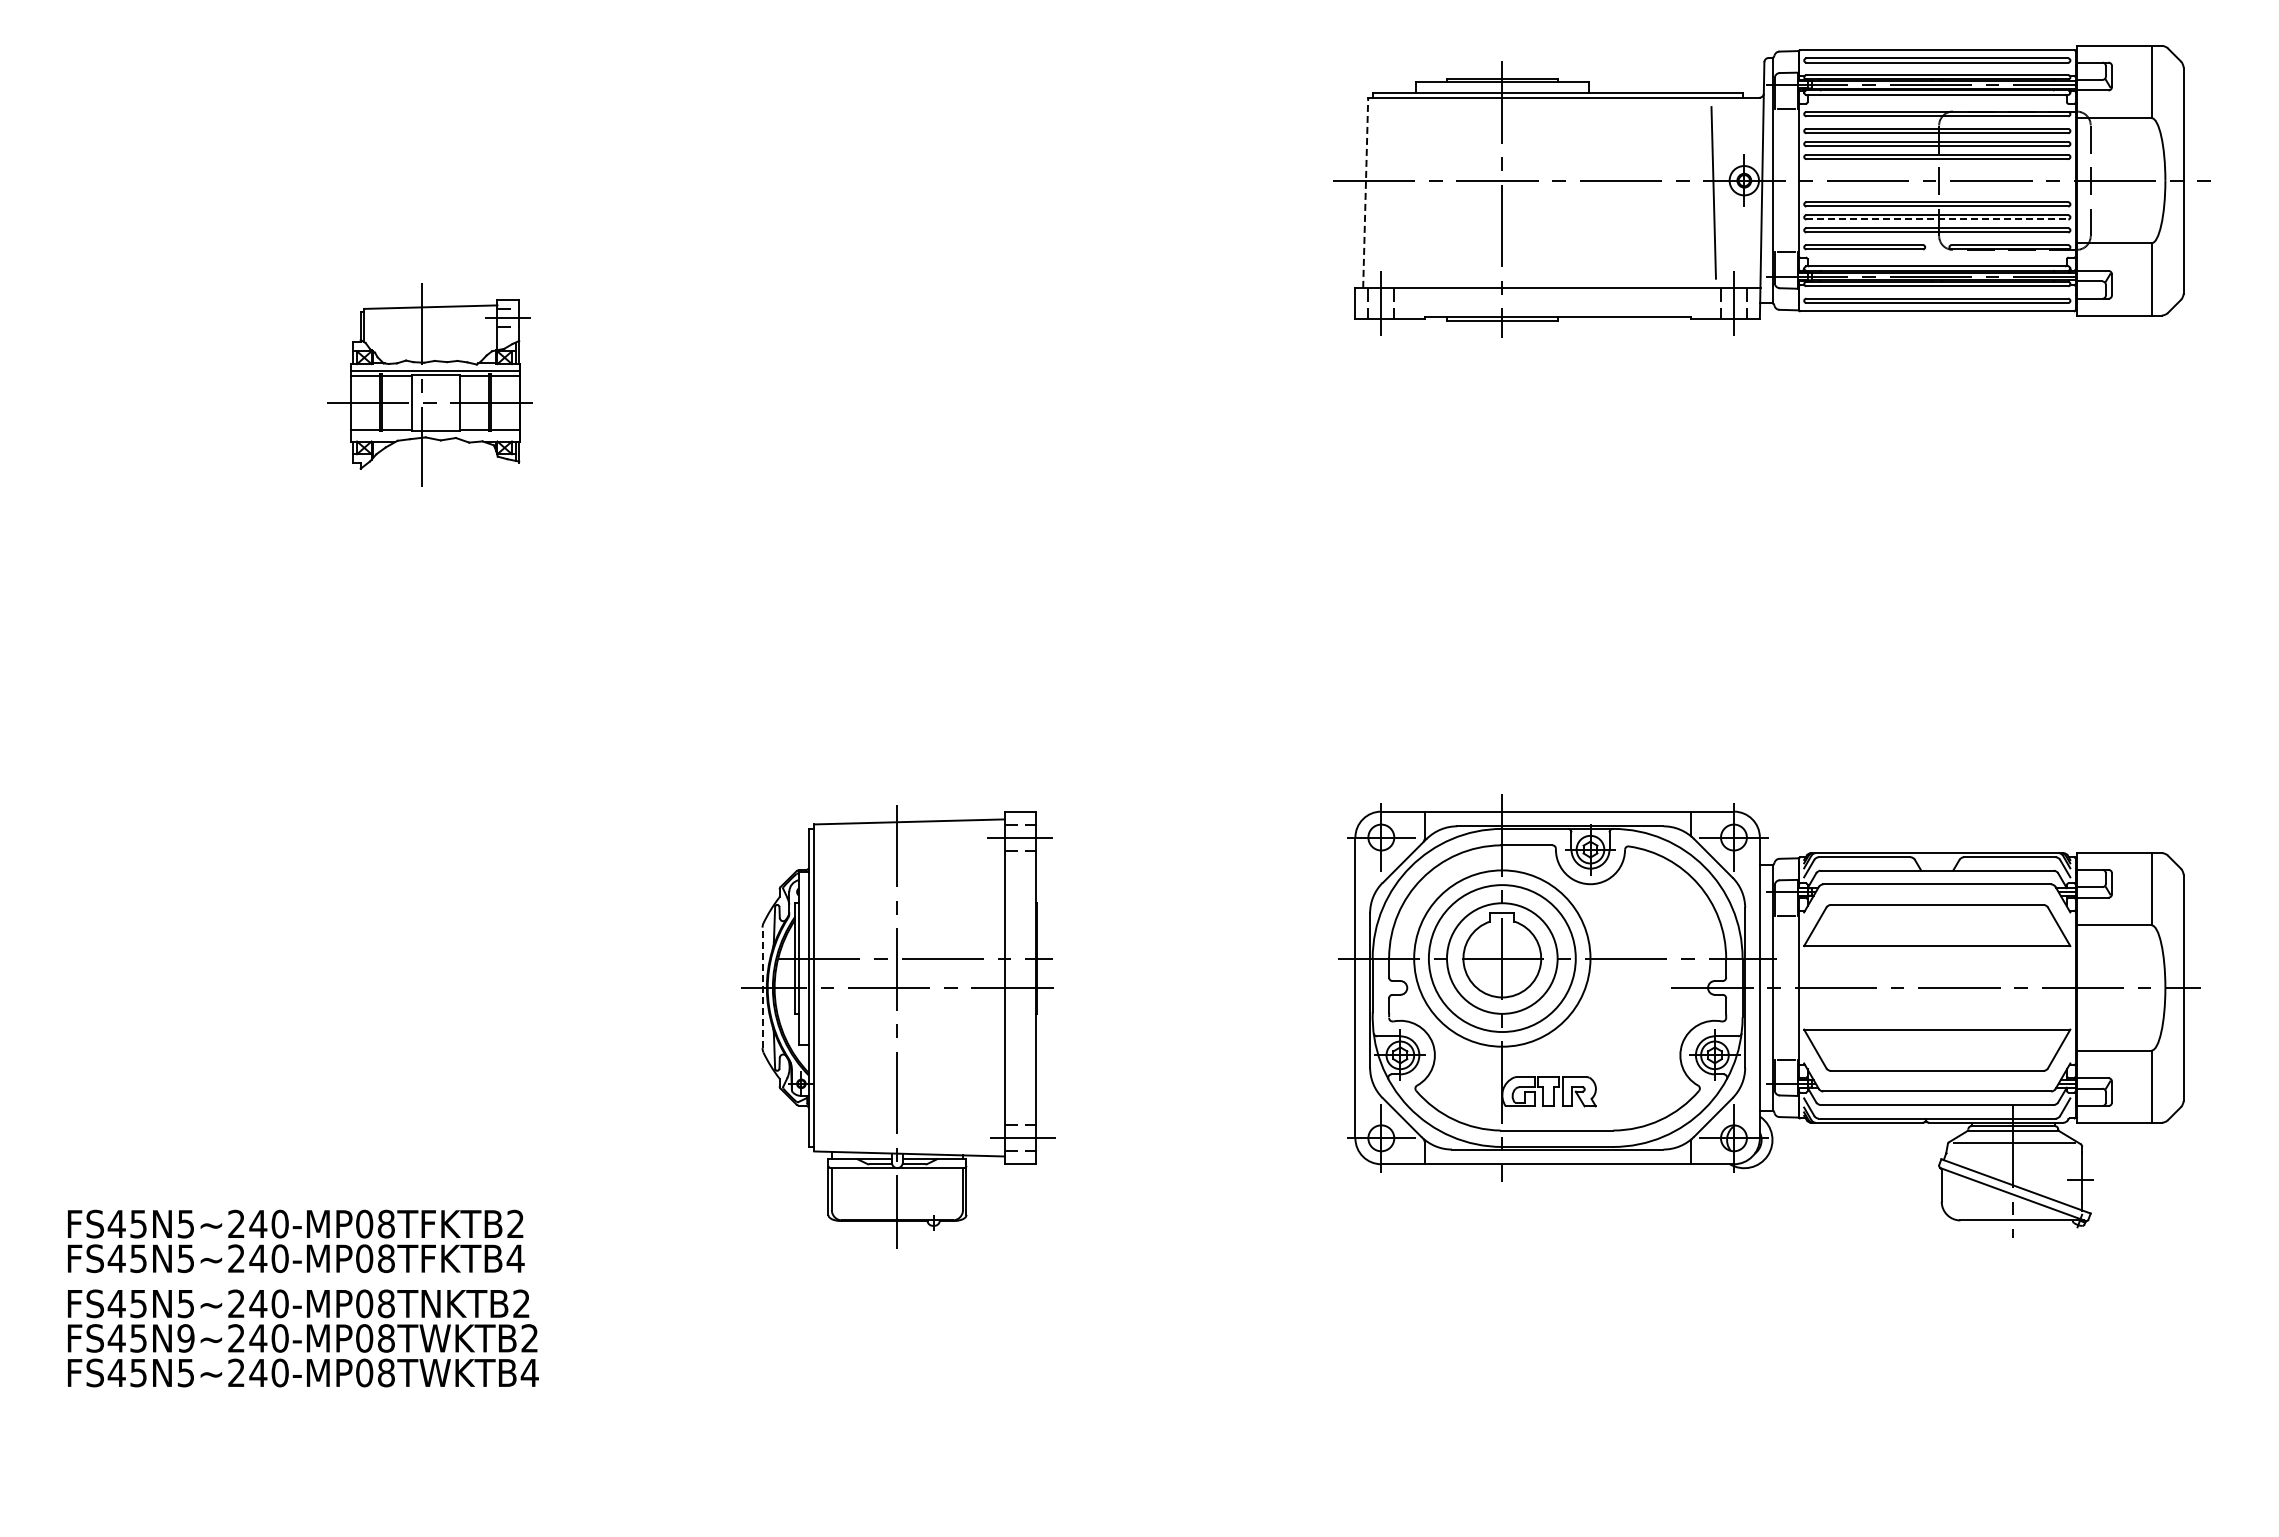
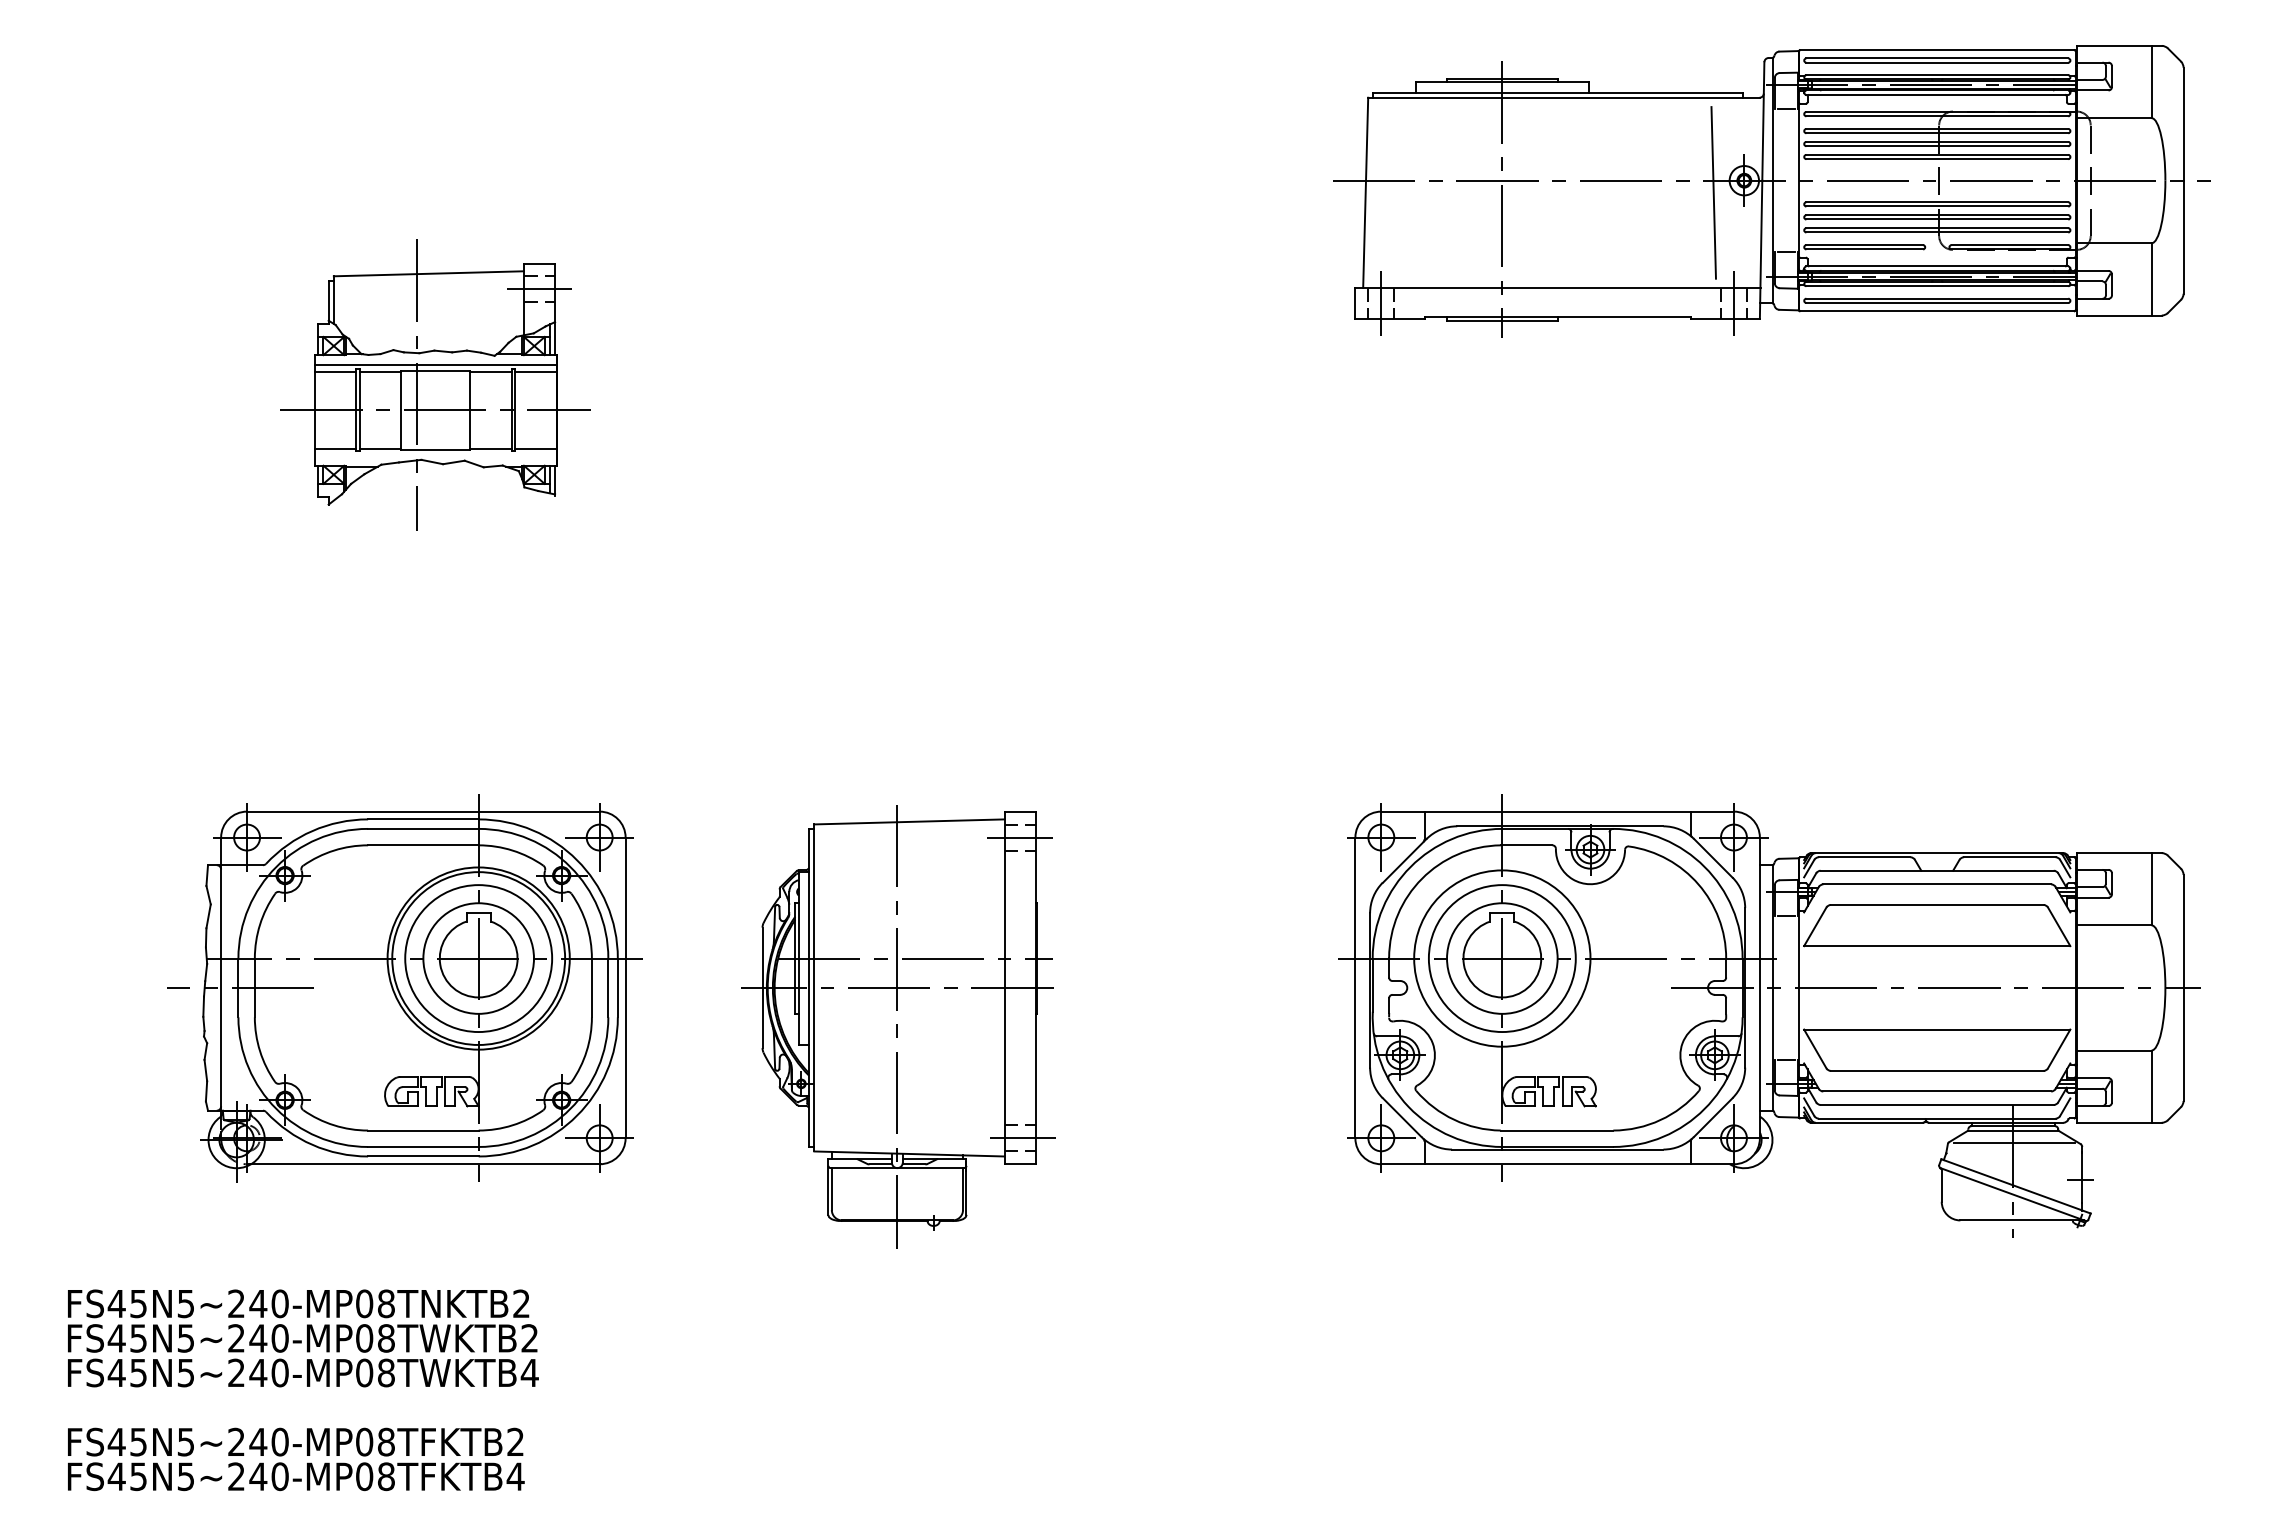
line: dashed -> solid (1365, 192)
line: dashed -> solid (1937, 219)
part size: 206x204 px -> 311x292 px (435, 384)
line: dashed -> solid (762, 987)
part: none -> present (404, 988)
text position: (296, 1241) -> (296, 1459) (296, 1459)
text: FS45N9~240-MP08TWKTB2 -> FS45N5~240-MP08TWKTB2 (185, 1338)
